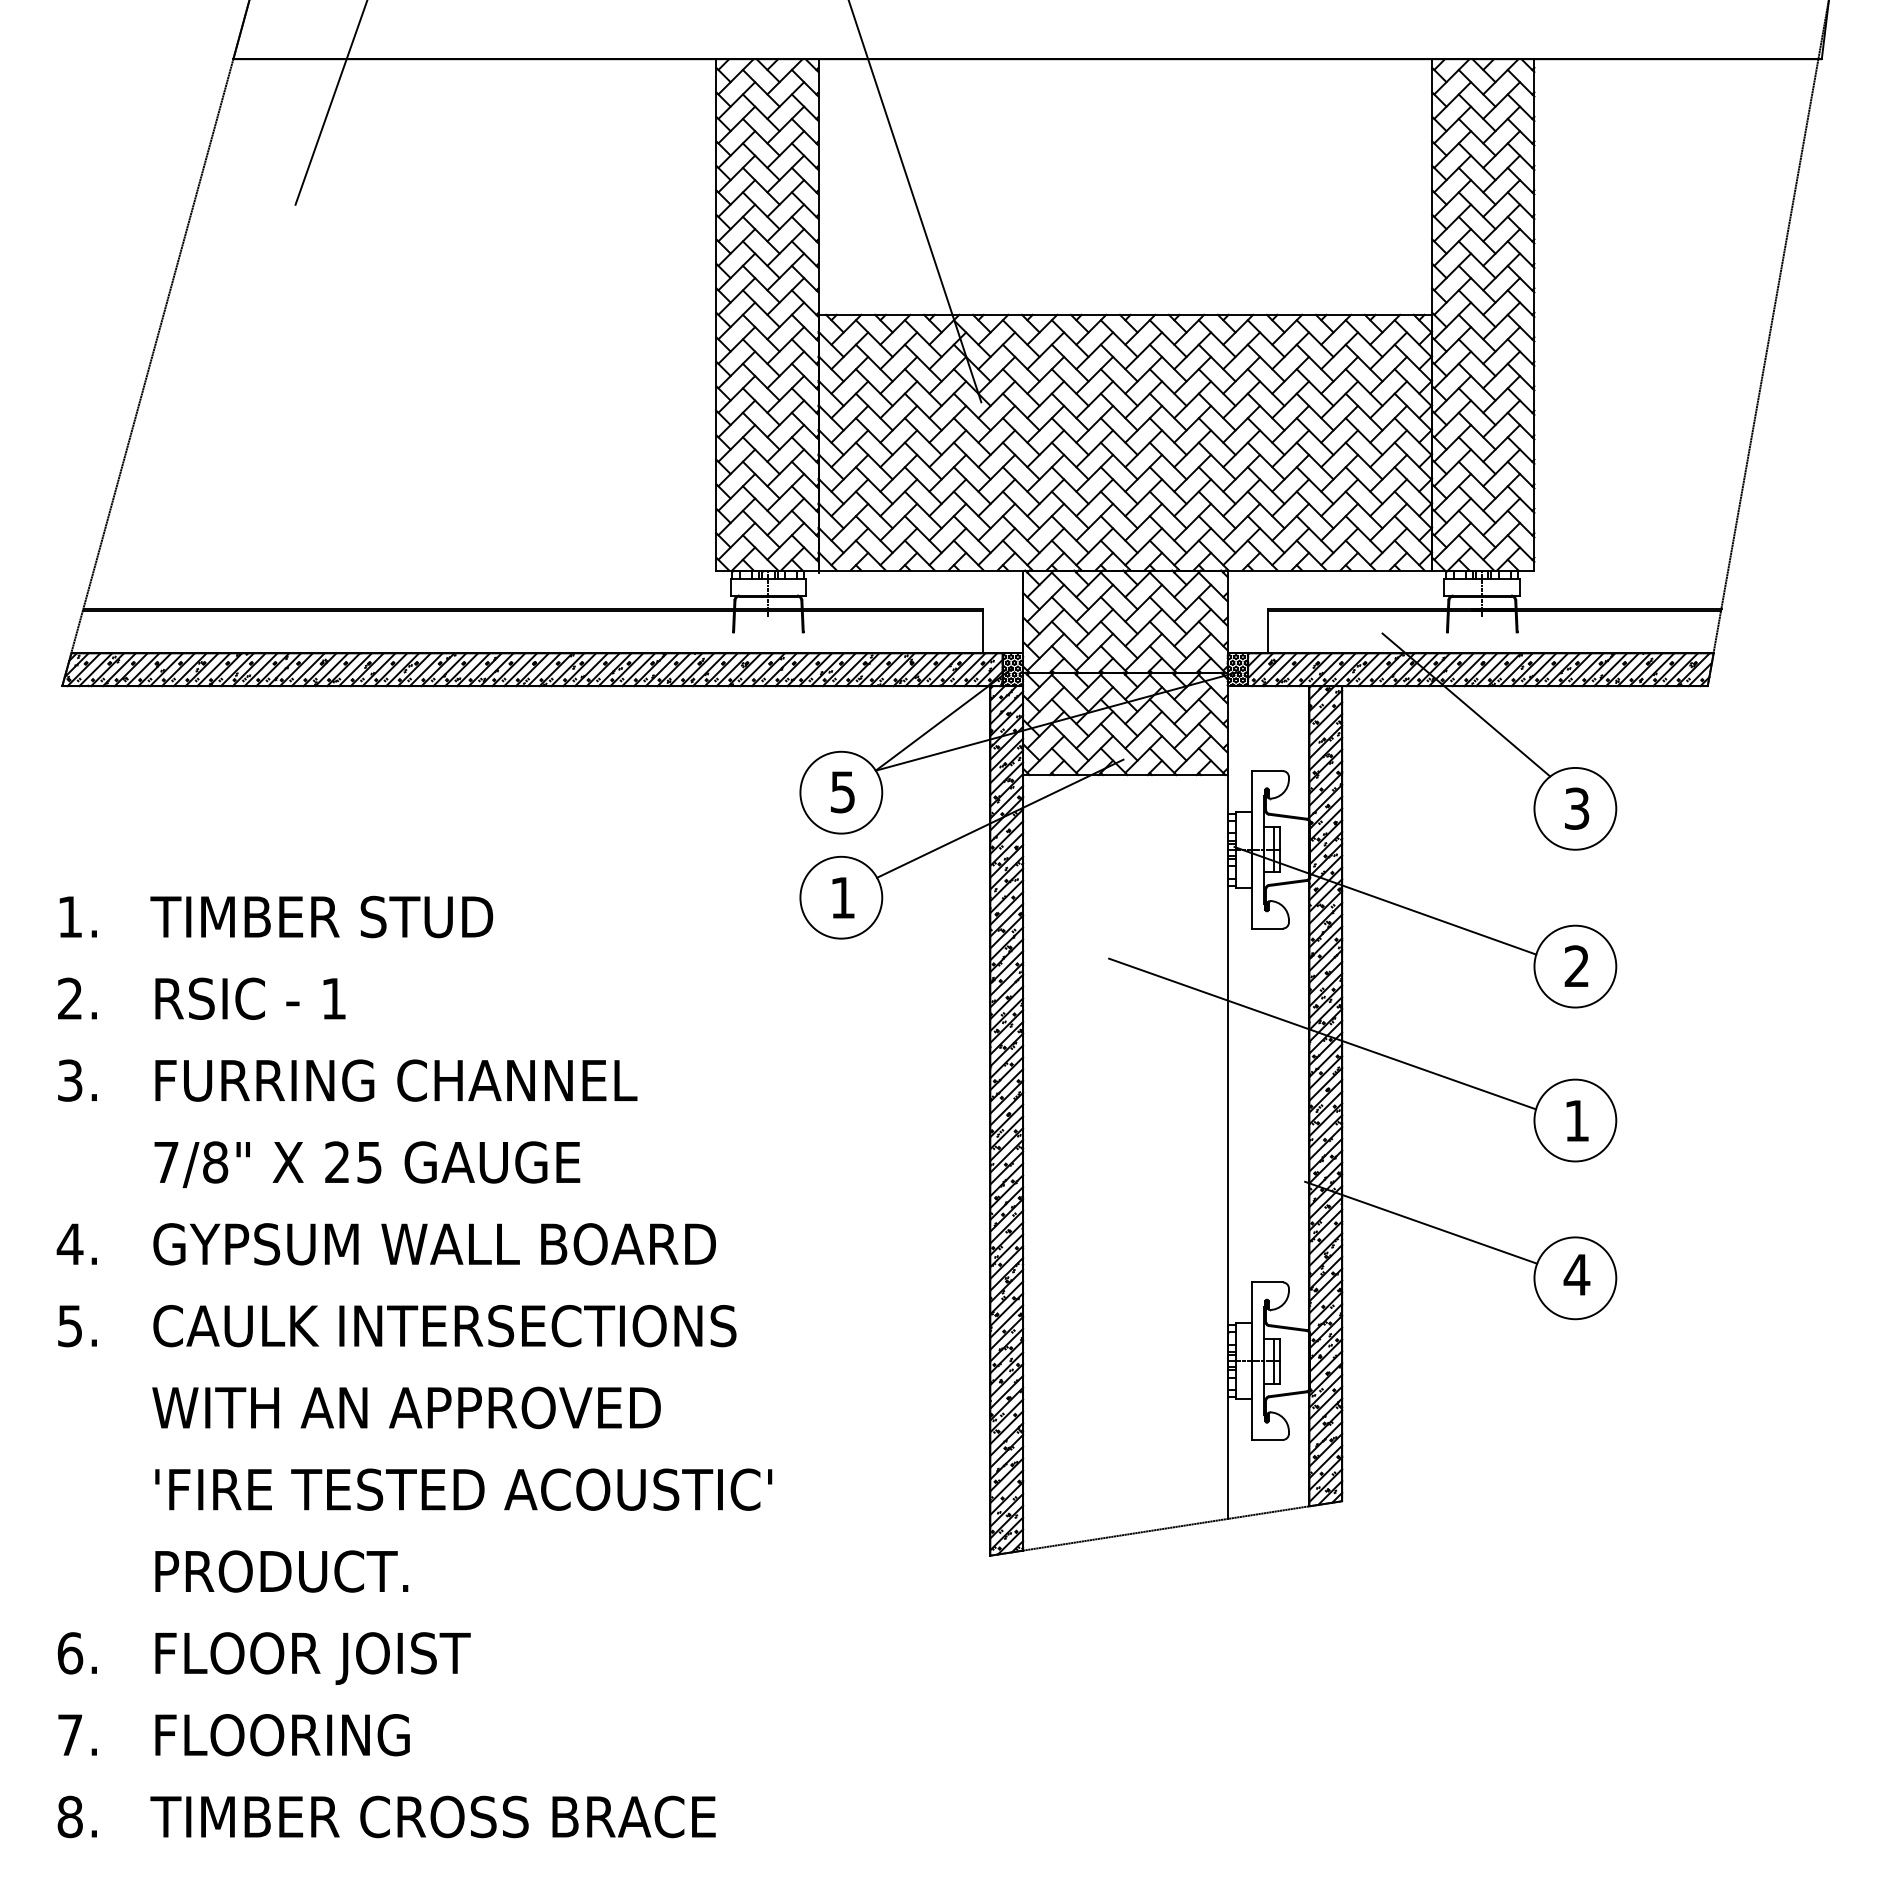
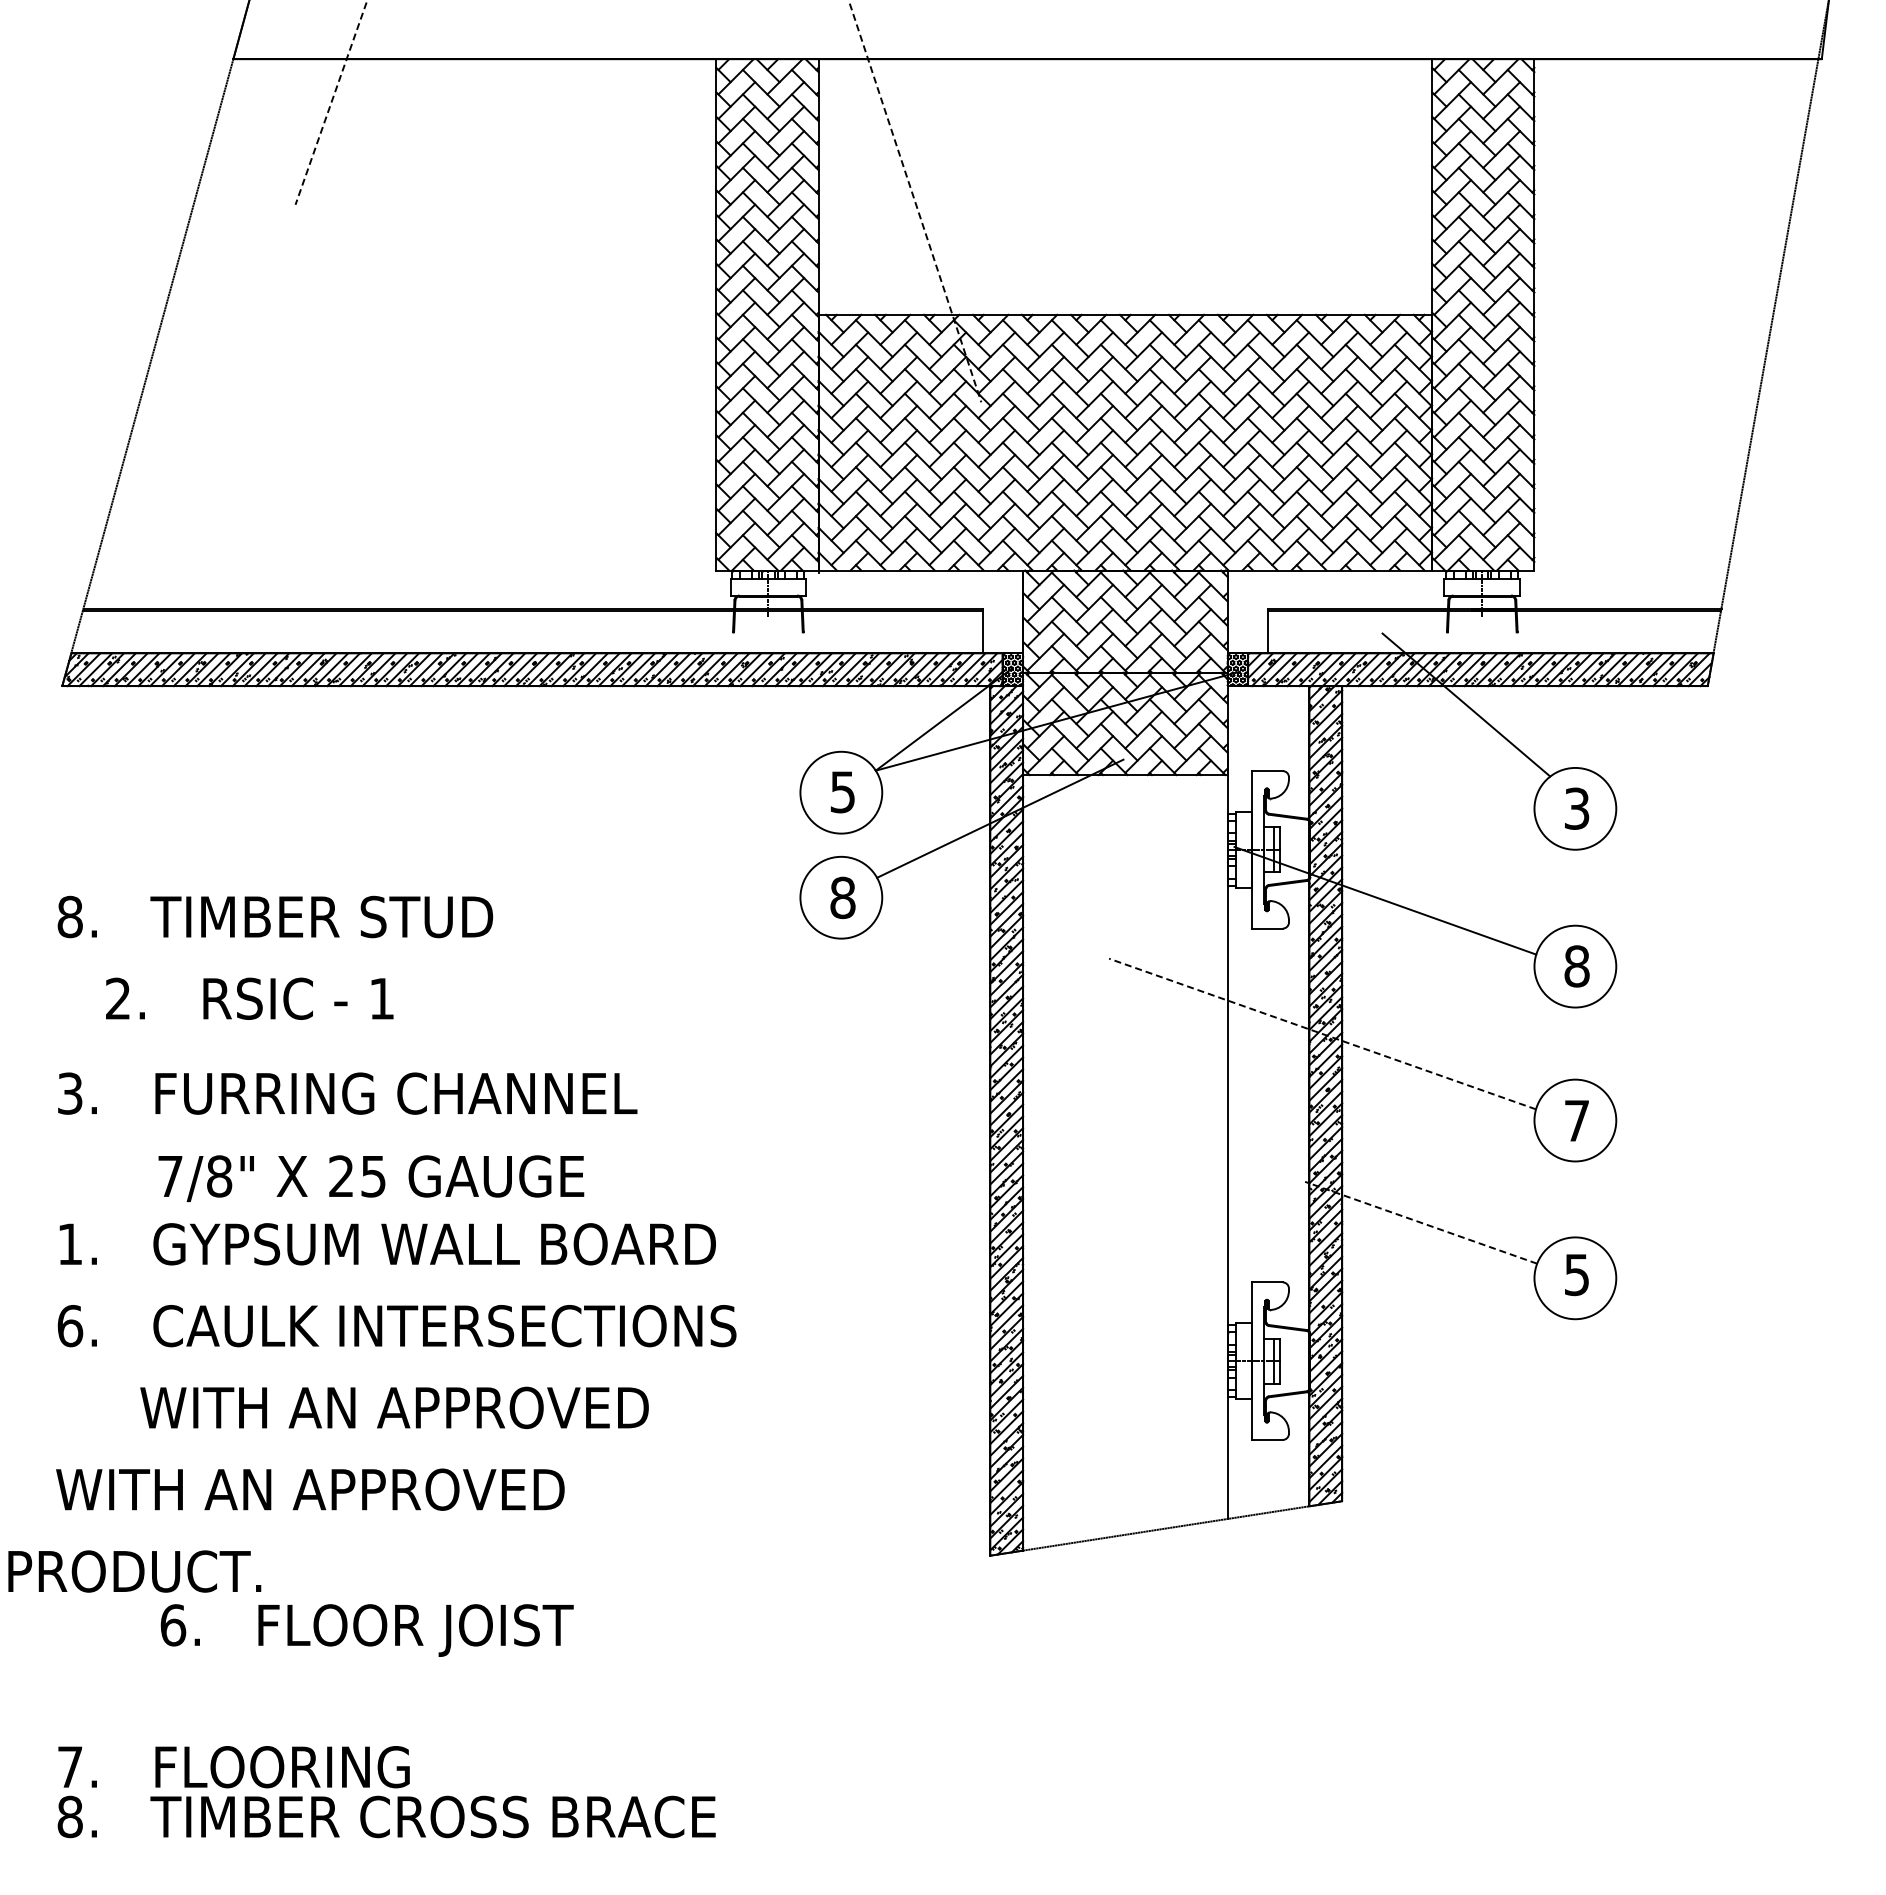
line: solid -> dashed (331, 103)
line: solid -> dashed (915, 202)
text: 1 -> 8 (842, 897)
text: 1. -> 8. (69, 916)
text: 2 -> 8 (1576, 966)
text position: (201, 998) -> (249, 998) (249, 998)
line: solid -> dashed (1322, 1033)
text position: (347, 1080) -> (347, 1093) (347, 1093)
text: 1 -> 7 (1576, 1120)
text position: (367, 1164) -> (371, 1178) (371, 1178)
line: solid -> dashed (1420, 1222)
text: 4. -> 1. (69, 1243)
text: 4 -> 5 (1576, 1275)
text: 5. -> 6. (70, 1326)
text position: (406, 1407) -> (394, 1407) (394, 1407)
text: 'FIRE TESTED ACOUSTIC' -> WITH AN APPROVED (414, 1489)
text position: (281, 1571) -> (134, 1571) (134, 1571)
text position: (263, 1658) -> (366, 1630) (366, 1630)
text position: (233, 1735) -> (233, 1767) (233, 1767)
